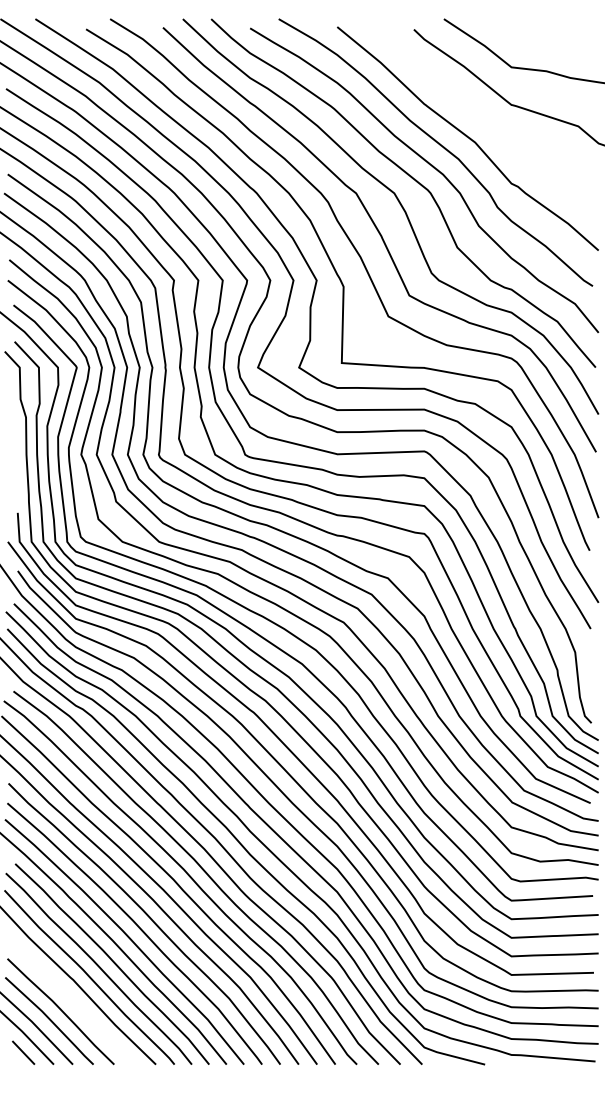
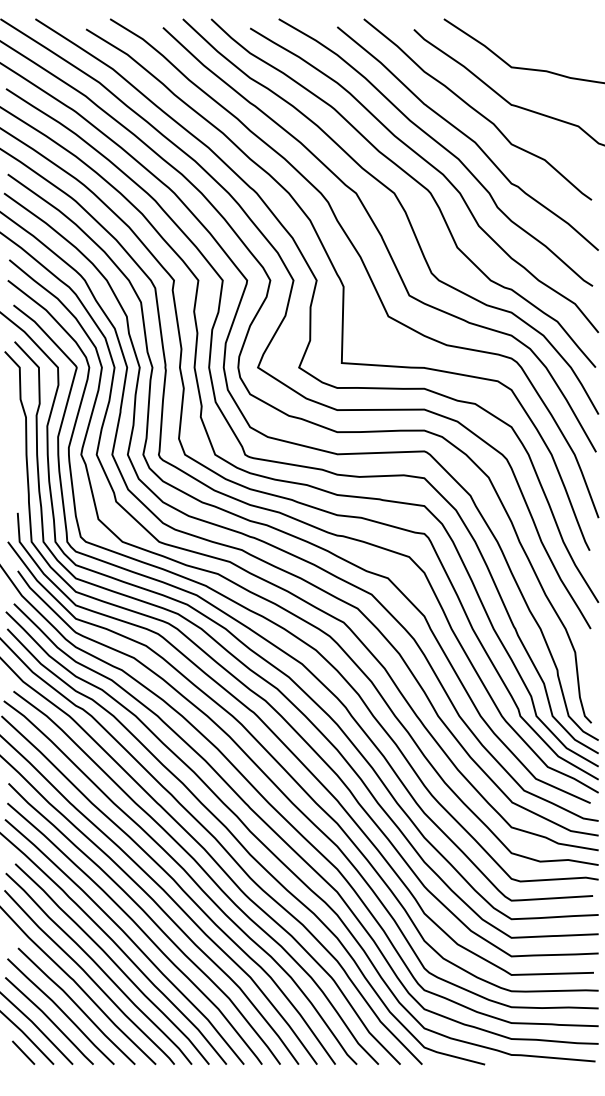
curve: none -> present (476, 109)
curve: none -> present (76, 1005)
